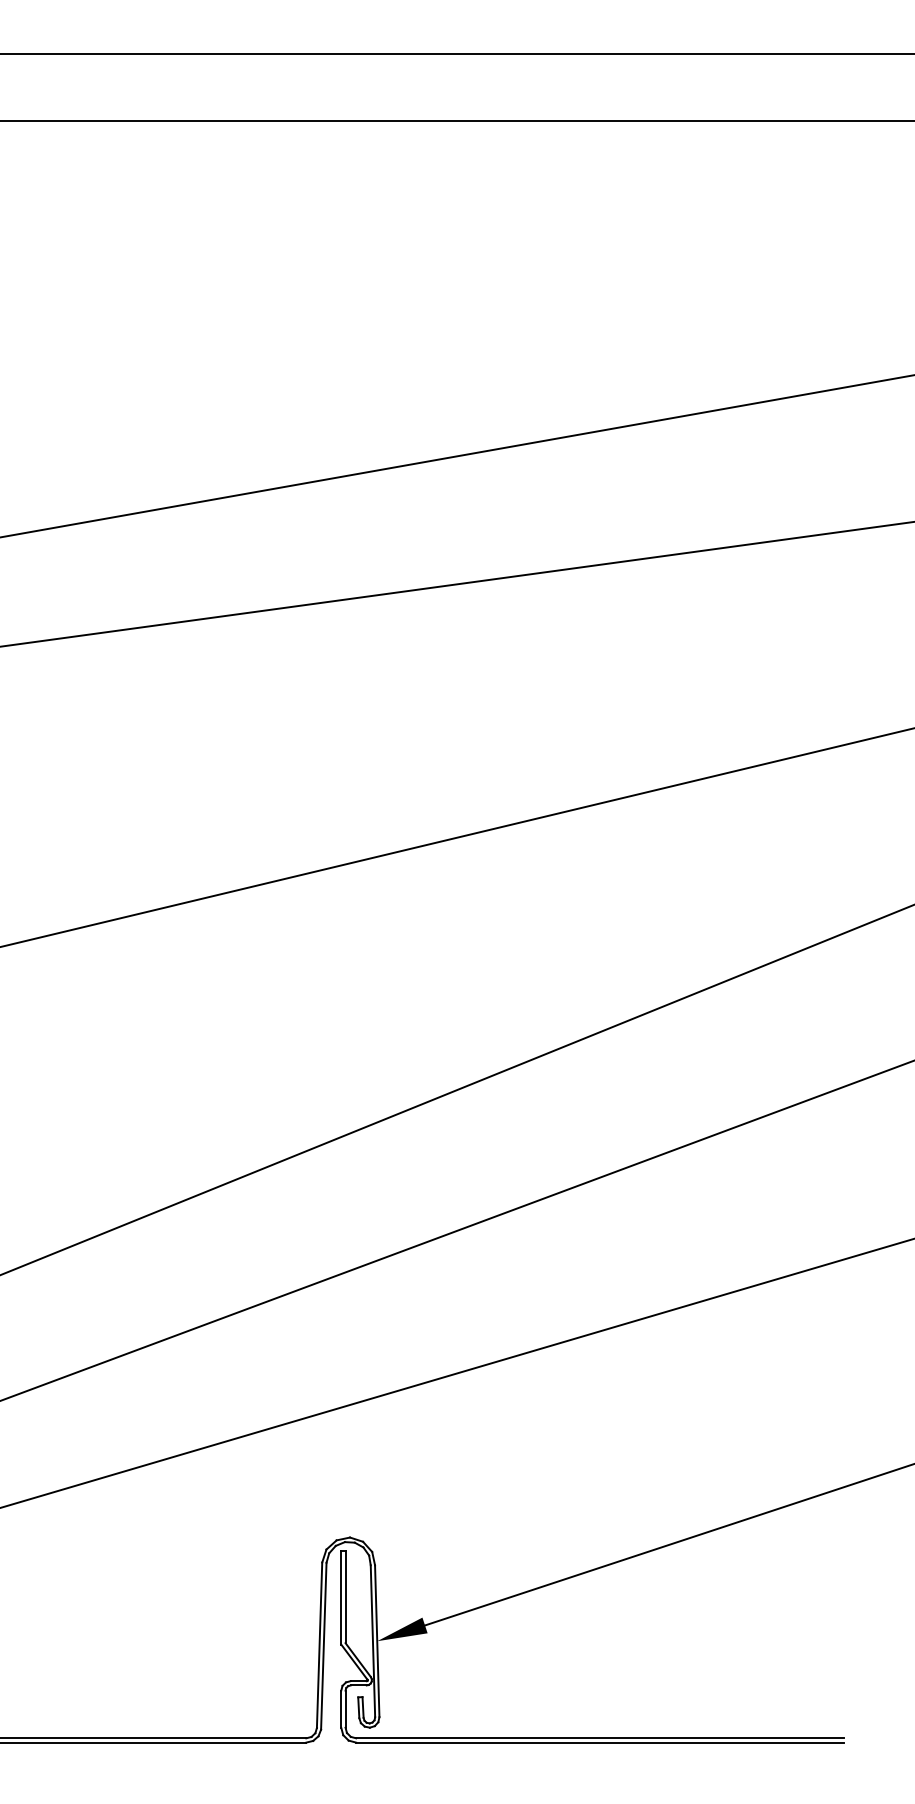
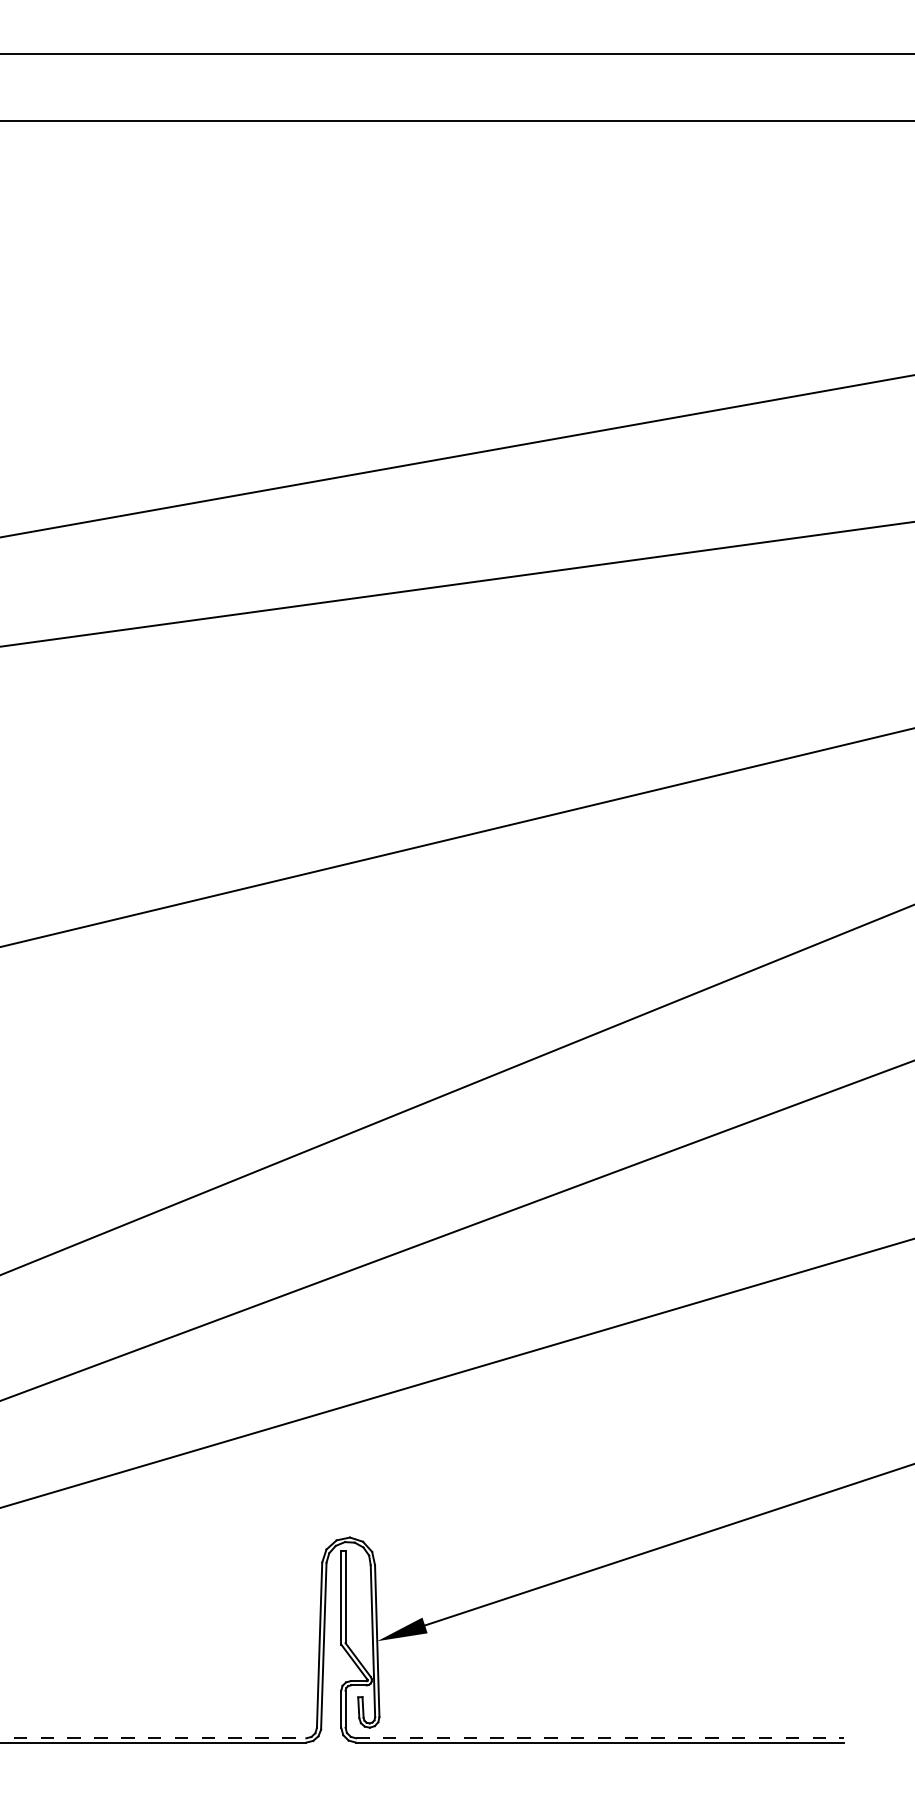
line: solid -> dashed (153, 1738)
line: solid -> dashed (599, 1738)
